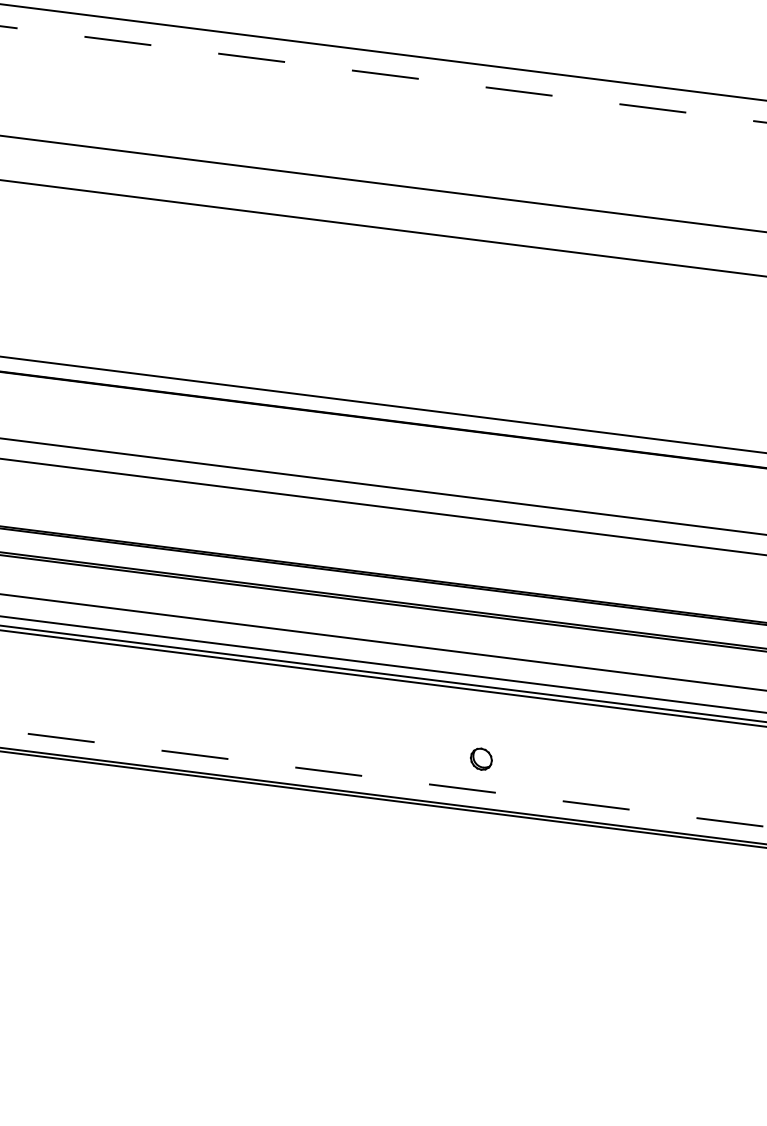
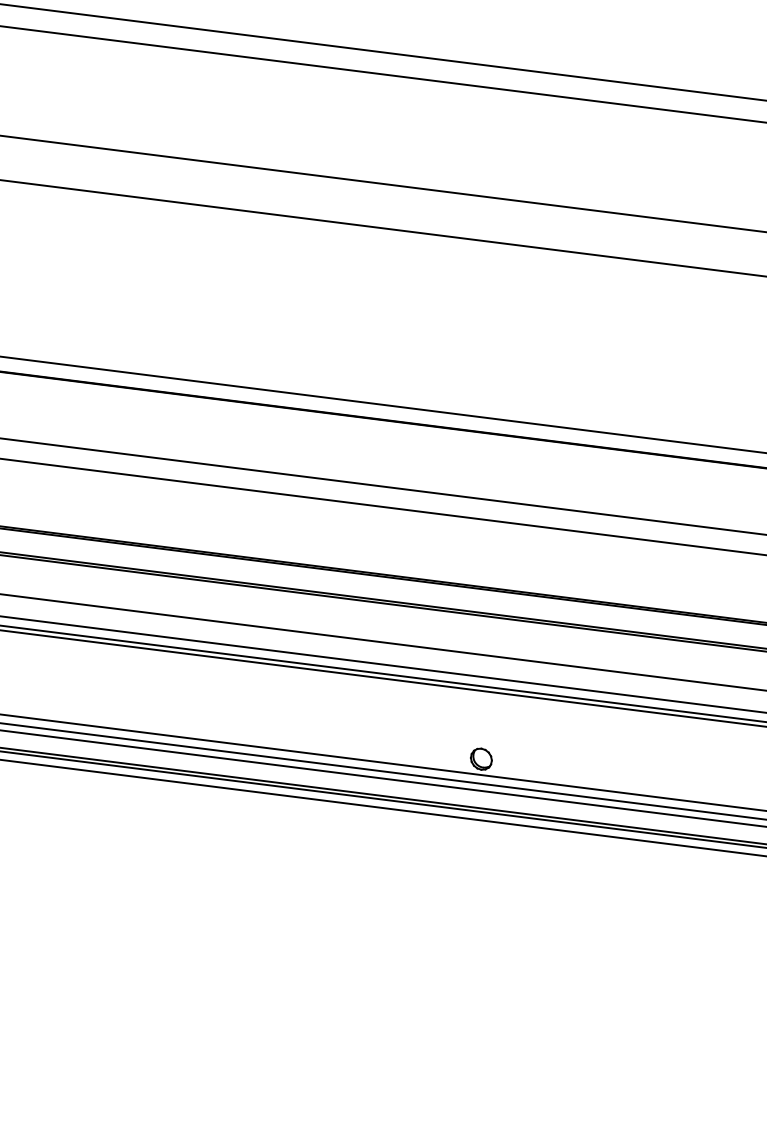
line: dashed -> solid (383, 74)
line: none -> present (382, 762)
line: none -> present (382, 771)
line: dashed -> solid (383, 778)
line: none -> present (382, 807)
